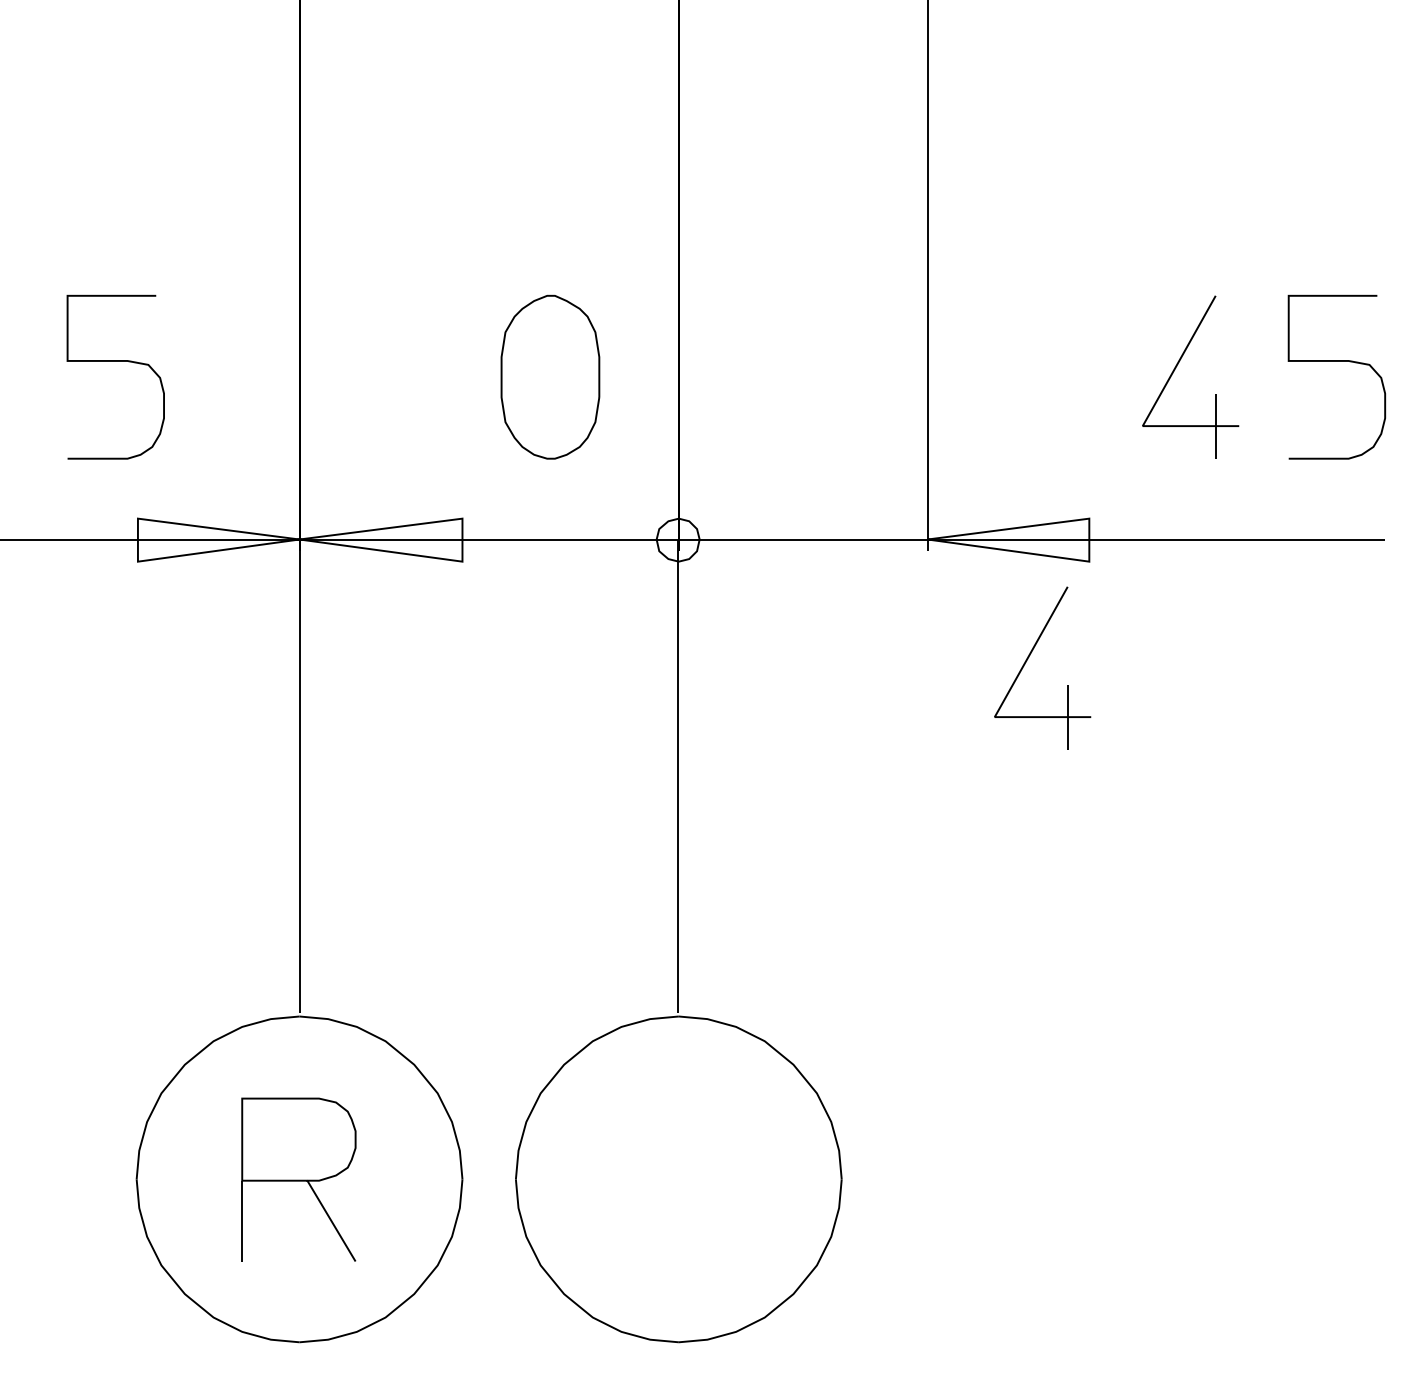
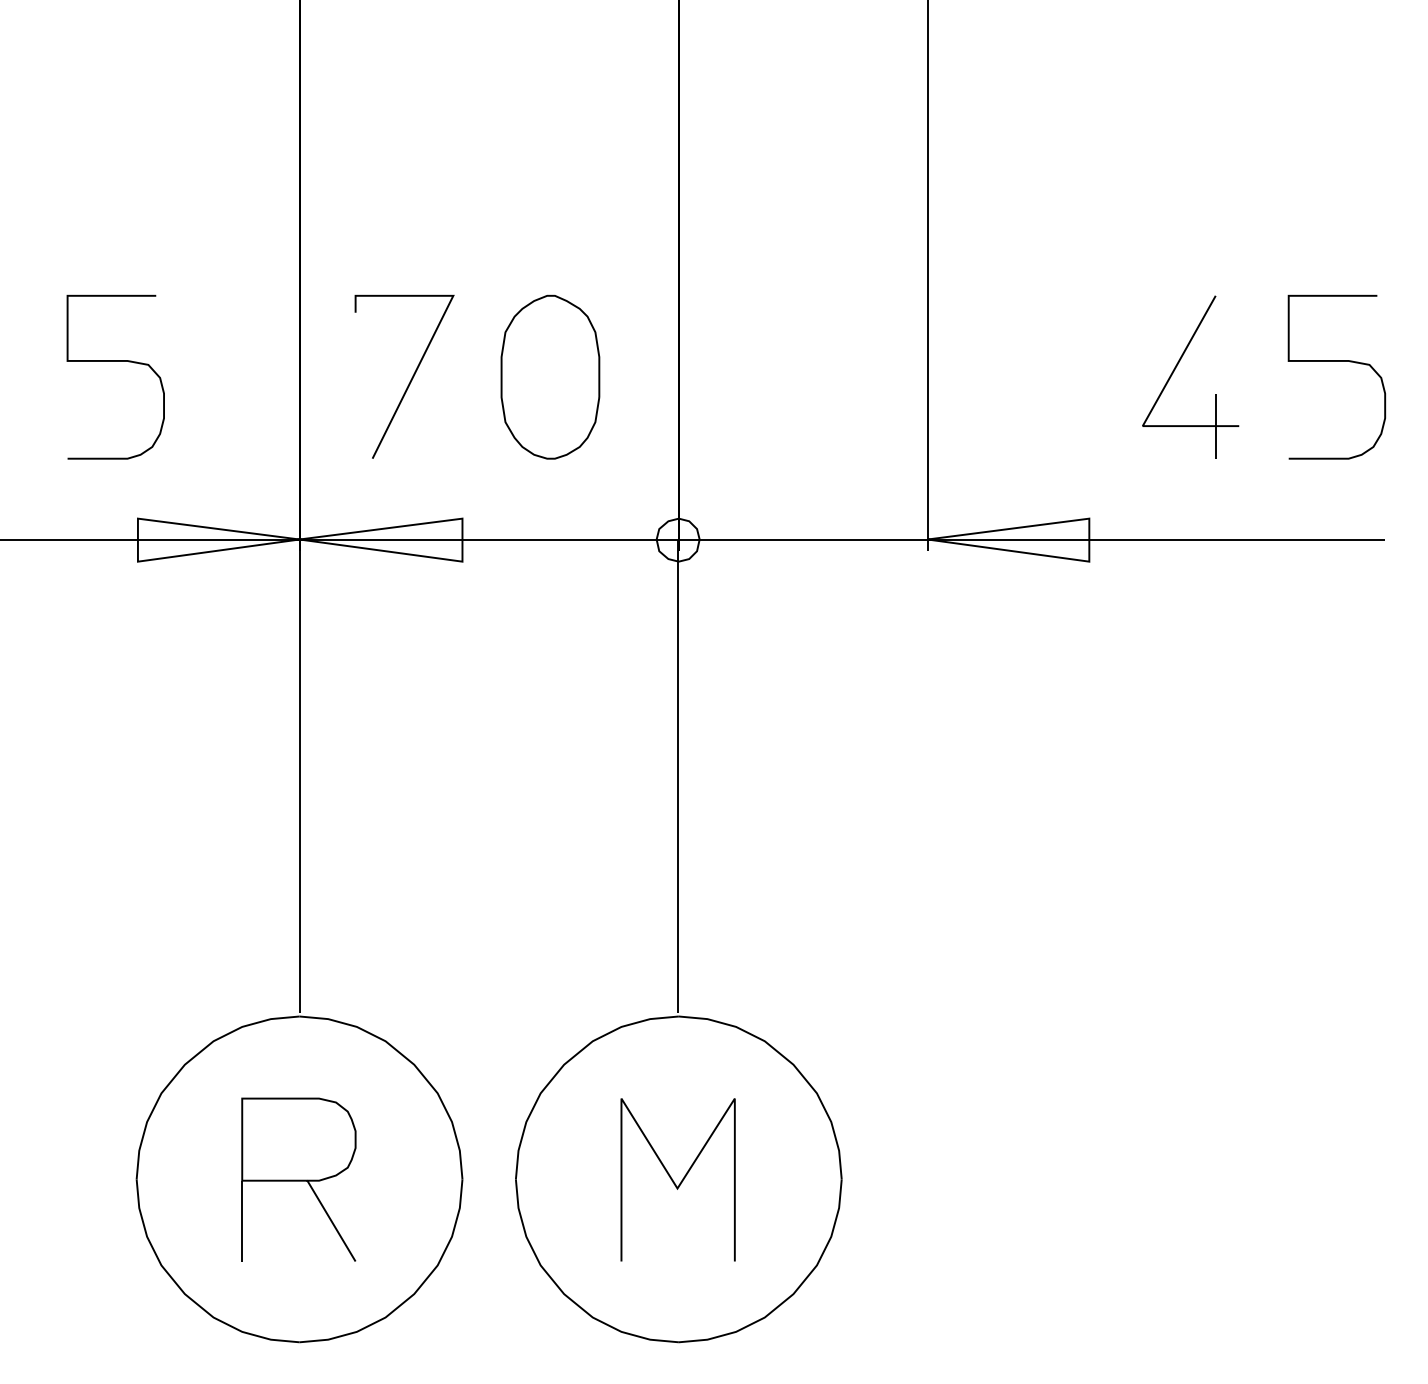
curve: none -> present (410, 379)
part: present -> none (1028, 659)
curve: none -> present (674, 1181)
